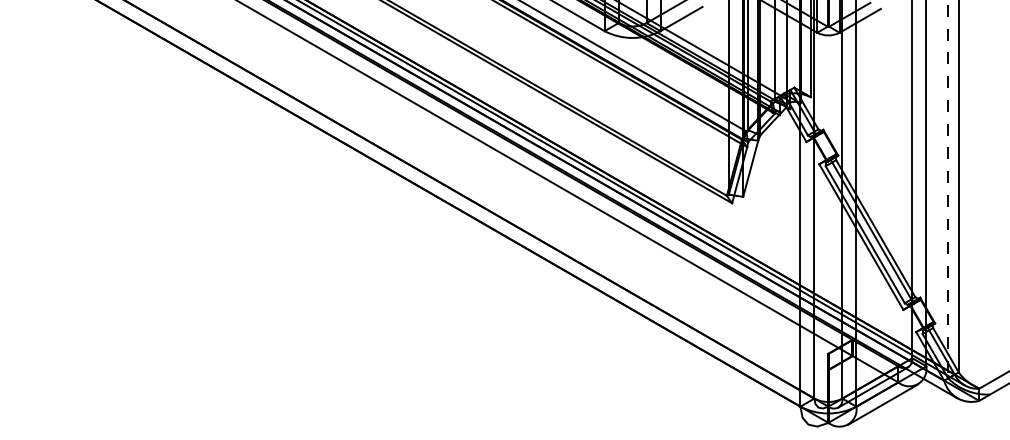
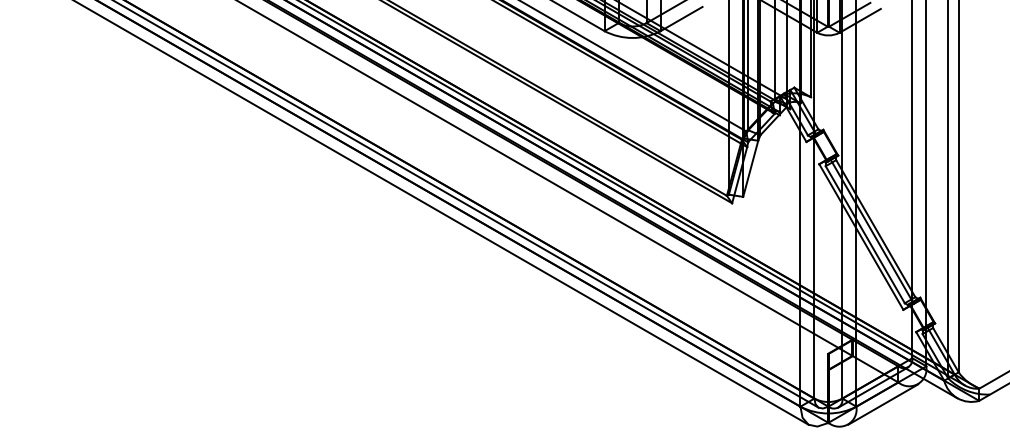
line: dashed -> solid (948, 189)
line: none -> present (467, 204)
line: none -> present (442, 213)
